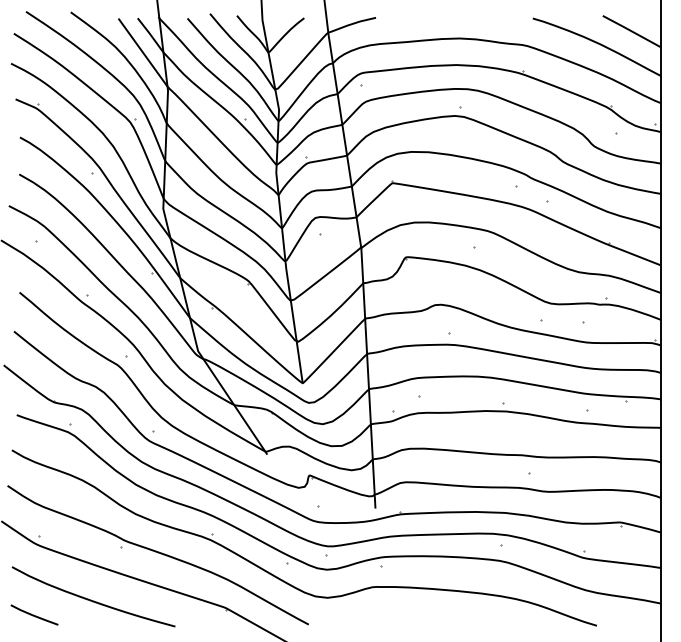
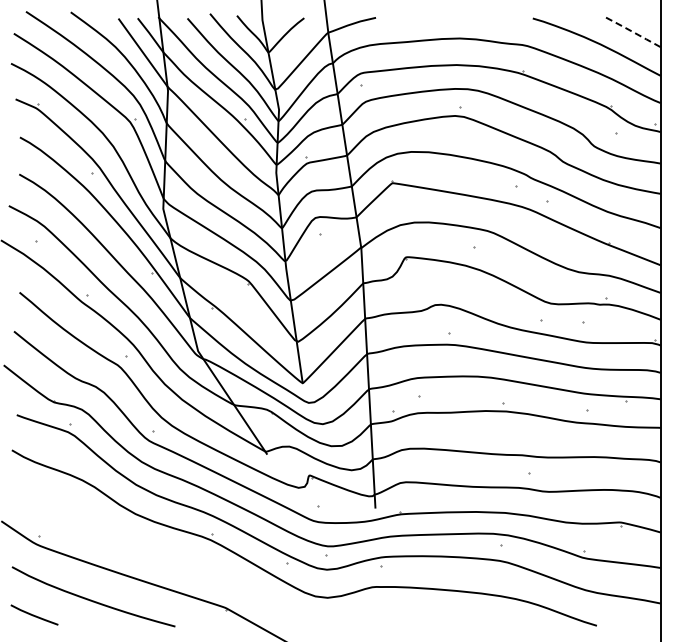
line: solid -> dashed (631, 31)
part: present -> none (157, 555)
